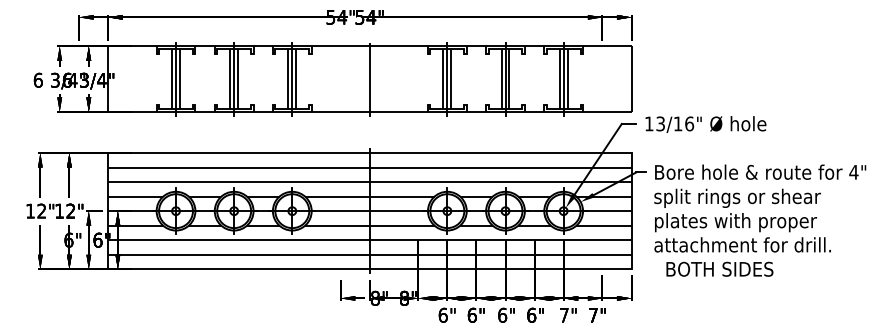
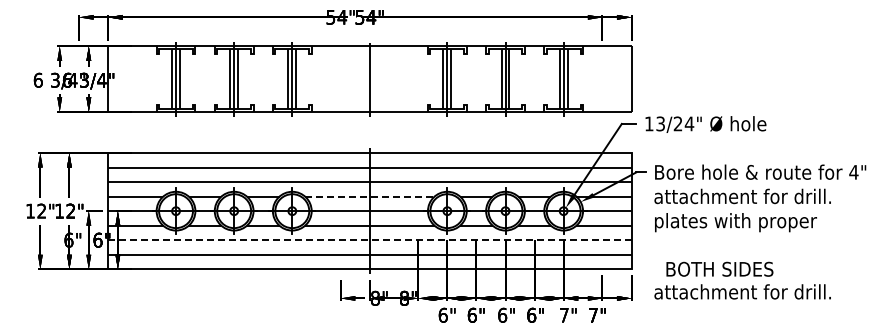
text: 13/16" -> 13/24" (683, 123)
line: solid -> dashed (369, 196)
text: split rings or shear -> attachment for drill. (742, 197)
line: solid -> dashed (369, 240)
text position: (742, 244) -> (742, 291) (742, 291)
